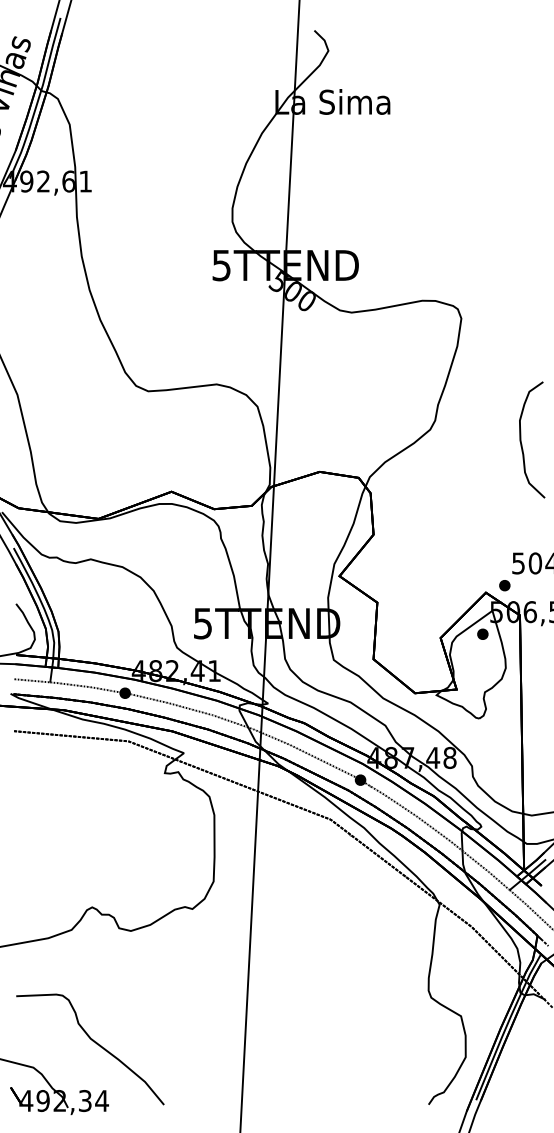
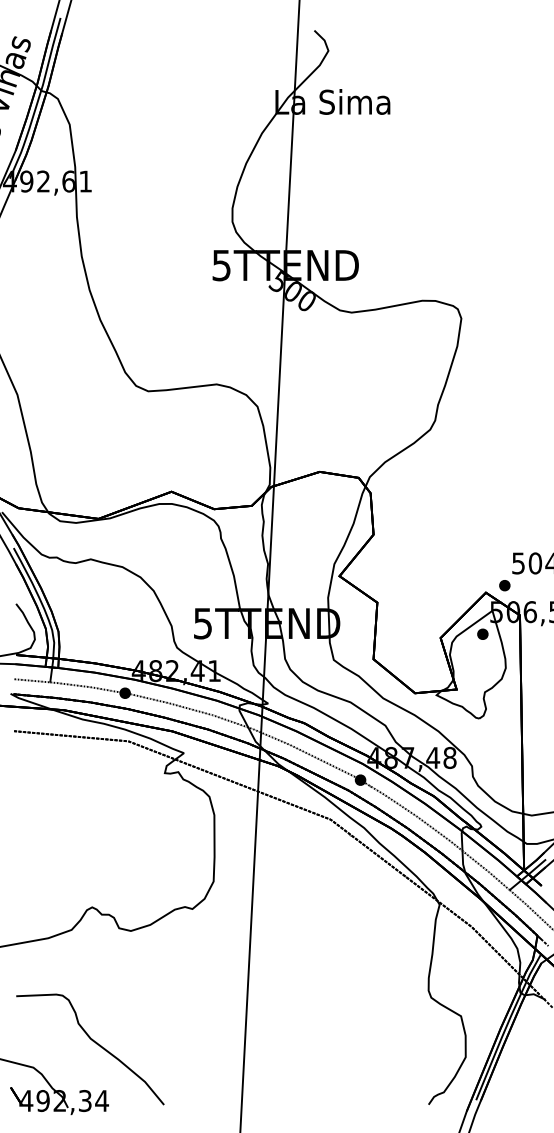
curve: present -> none (521, 439)
